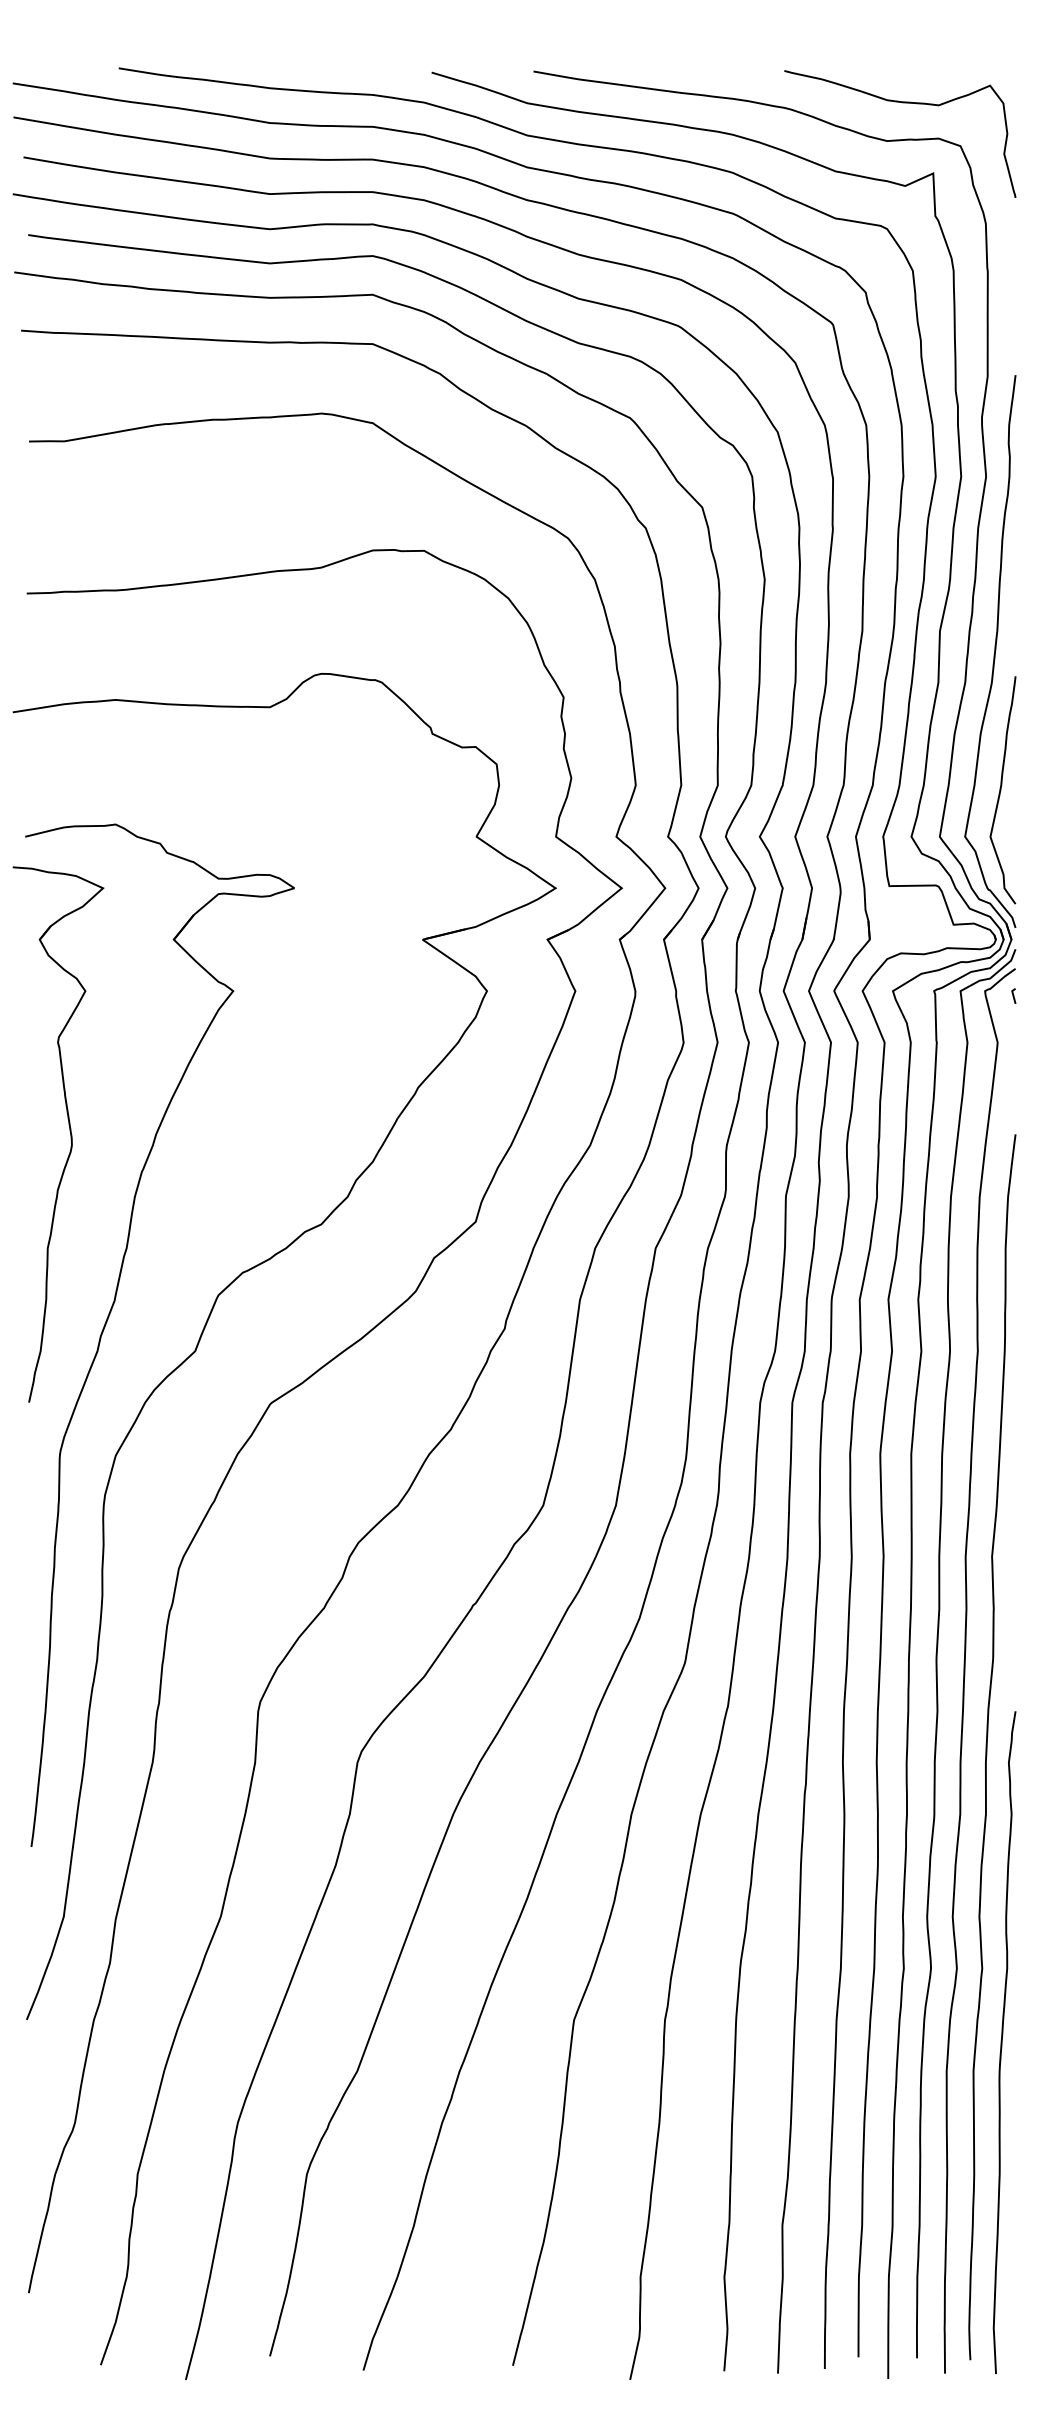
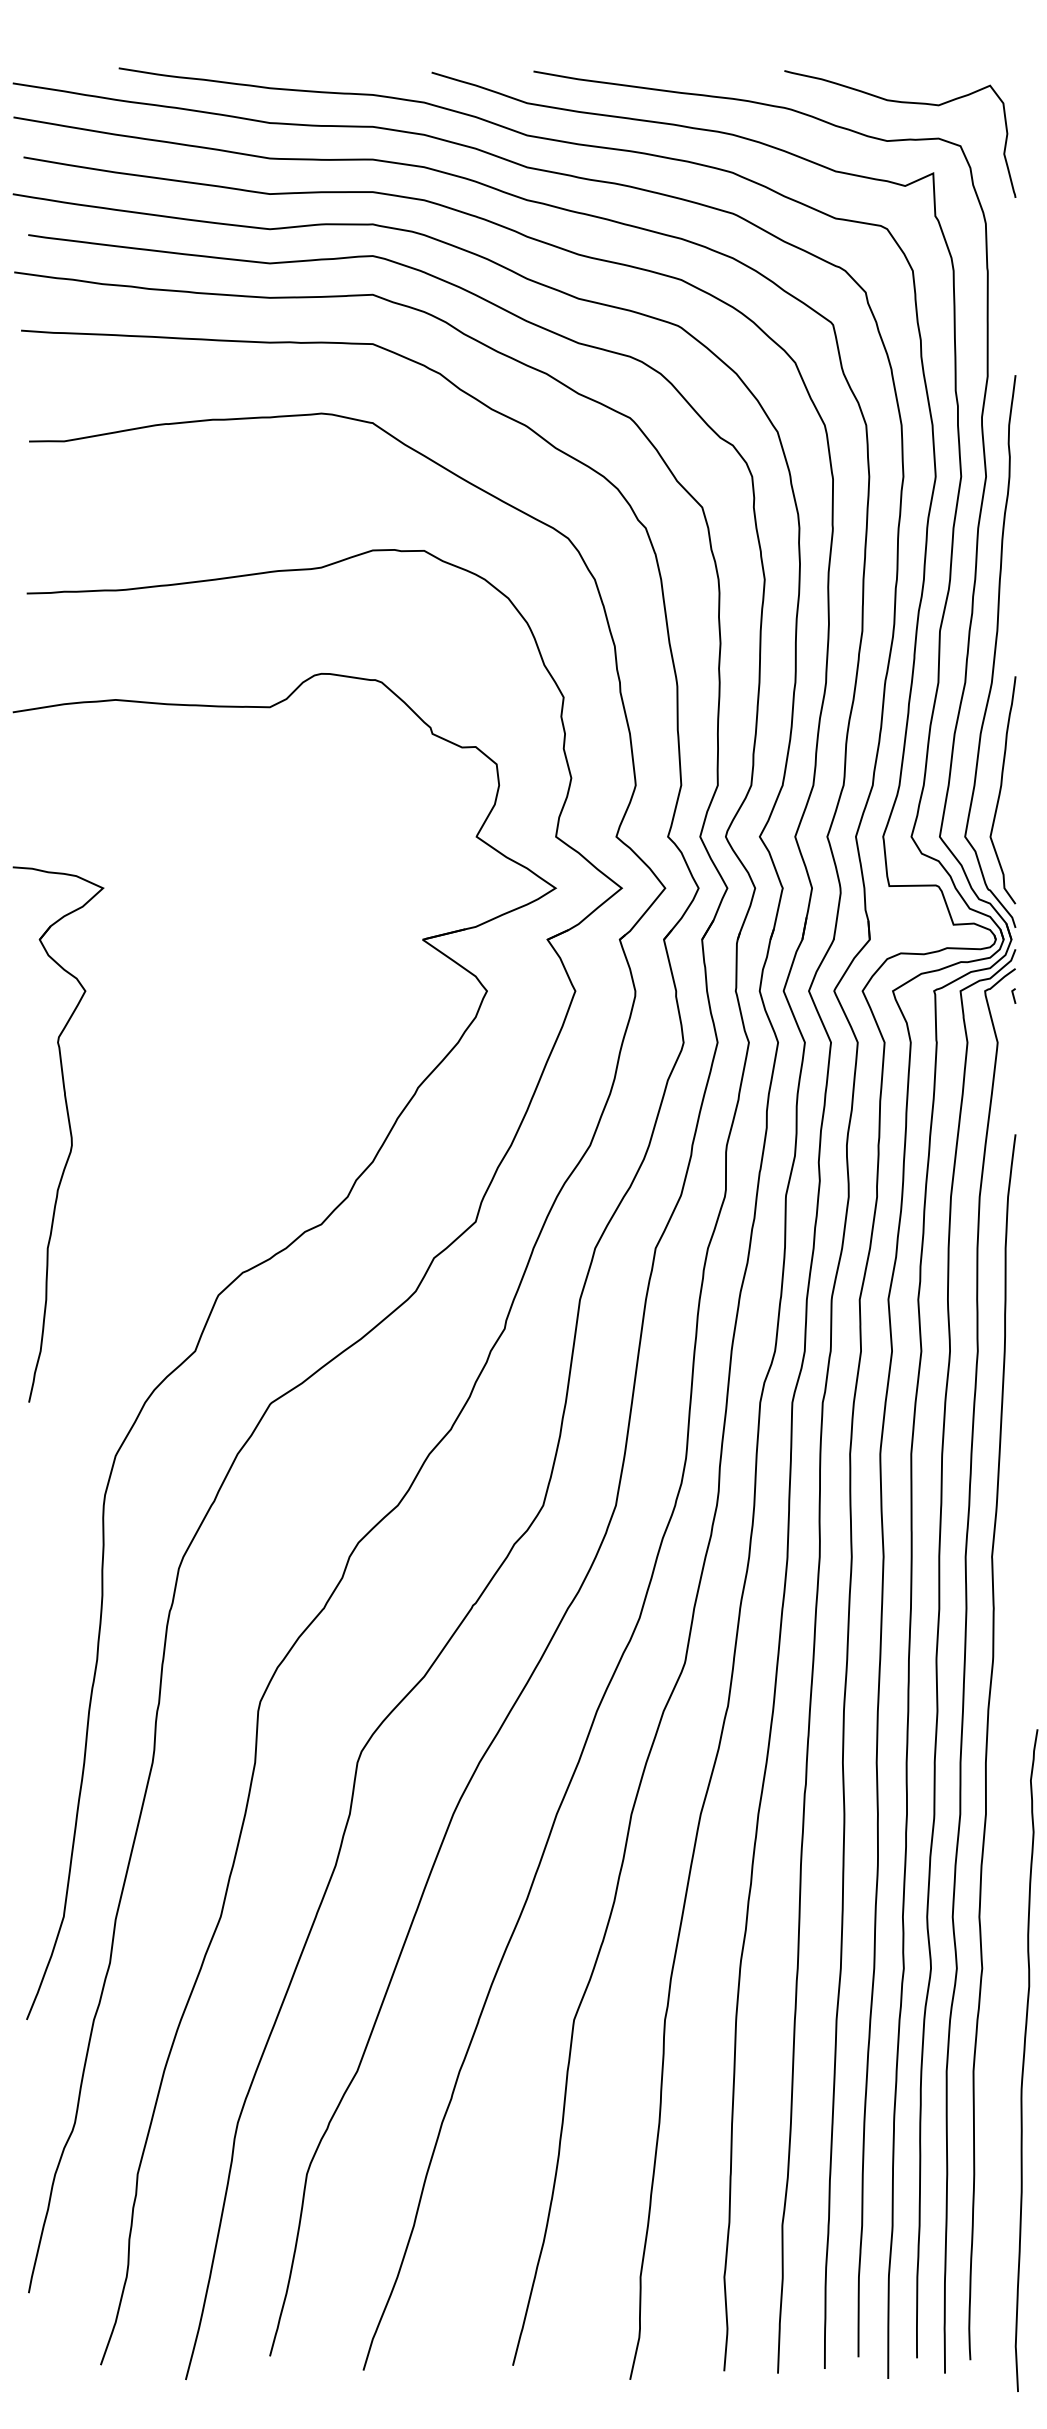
part: present -> none (109, 1317)
curve position: (1002, 2042) -> (1024, 2060) (1024, 2060)
